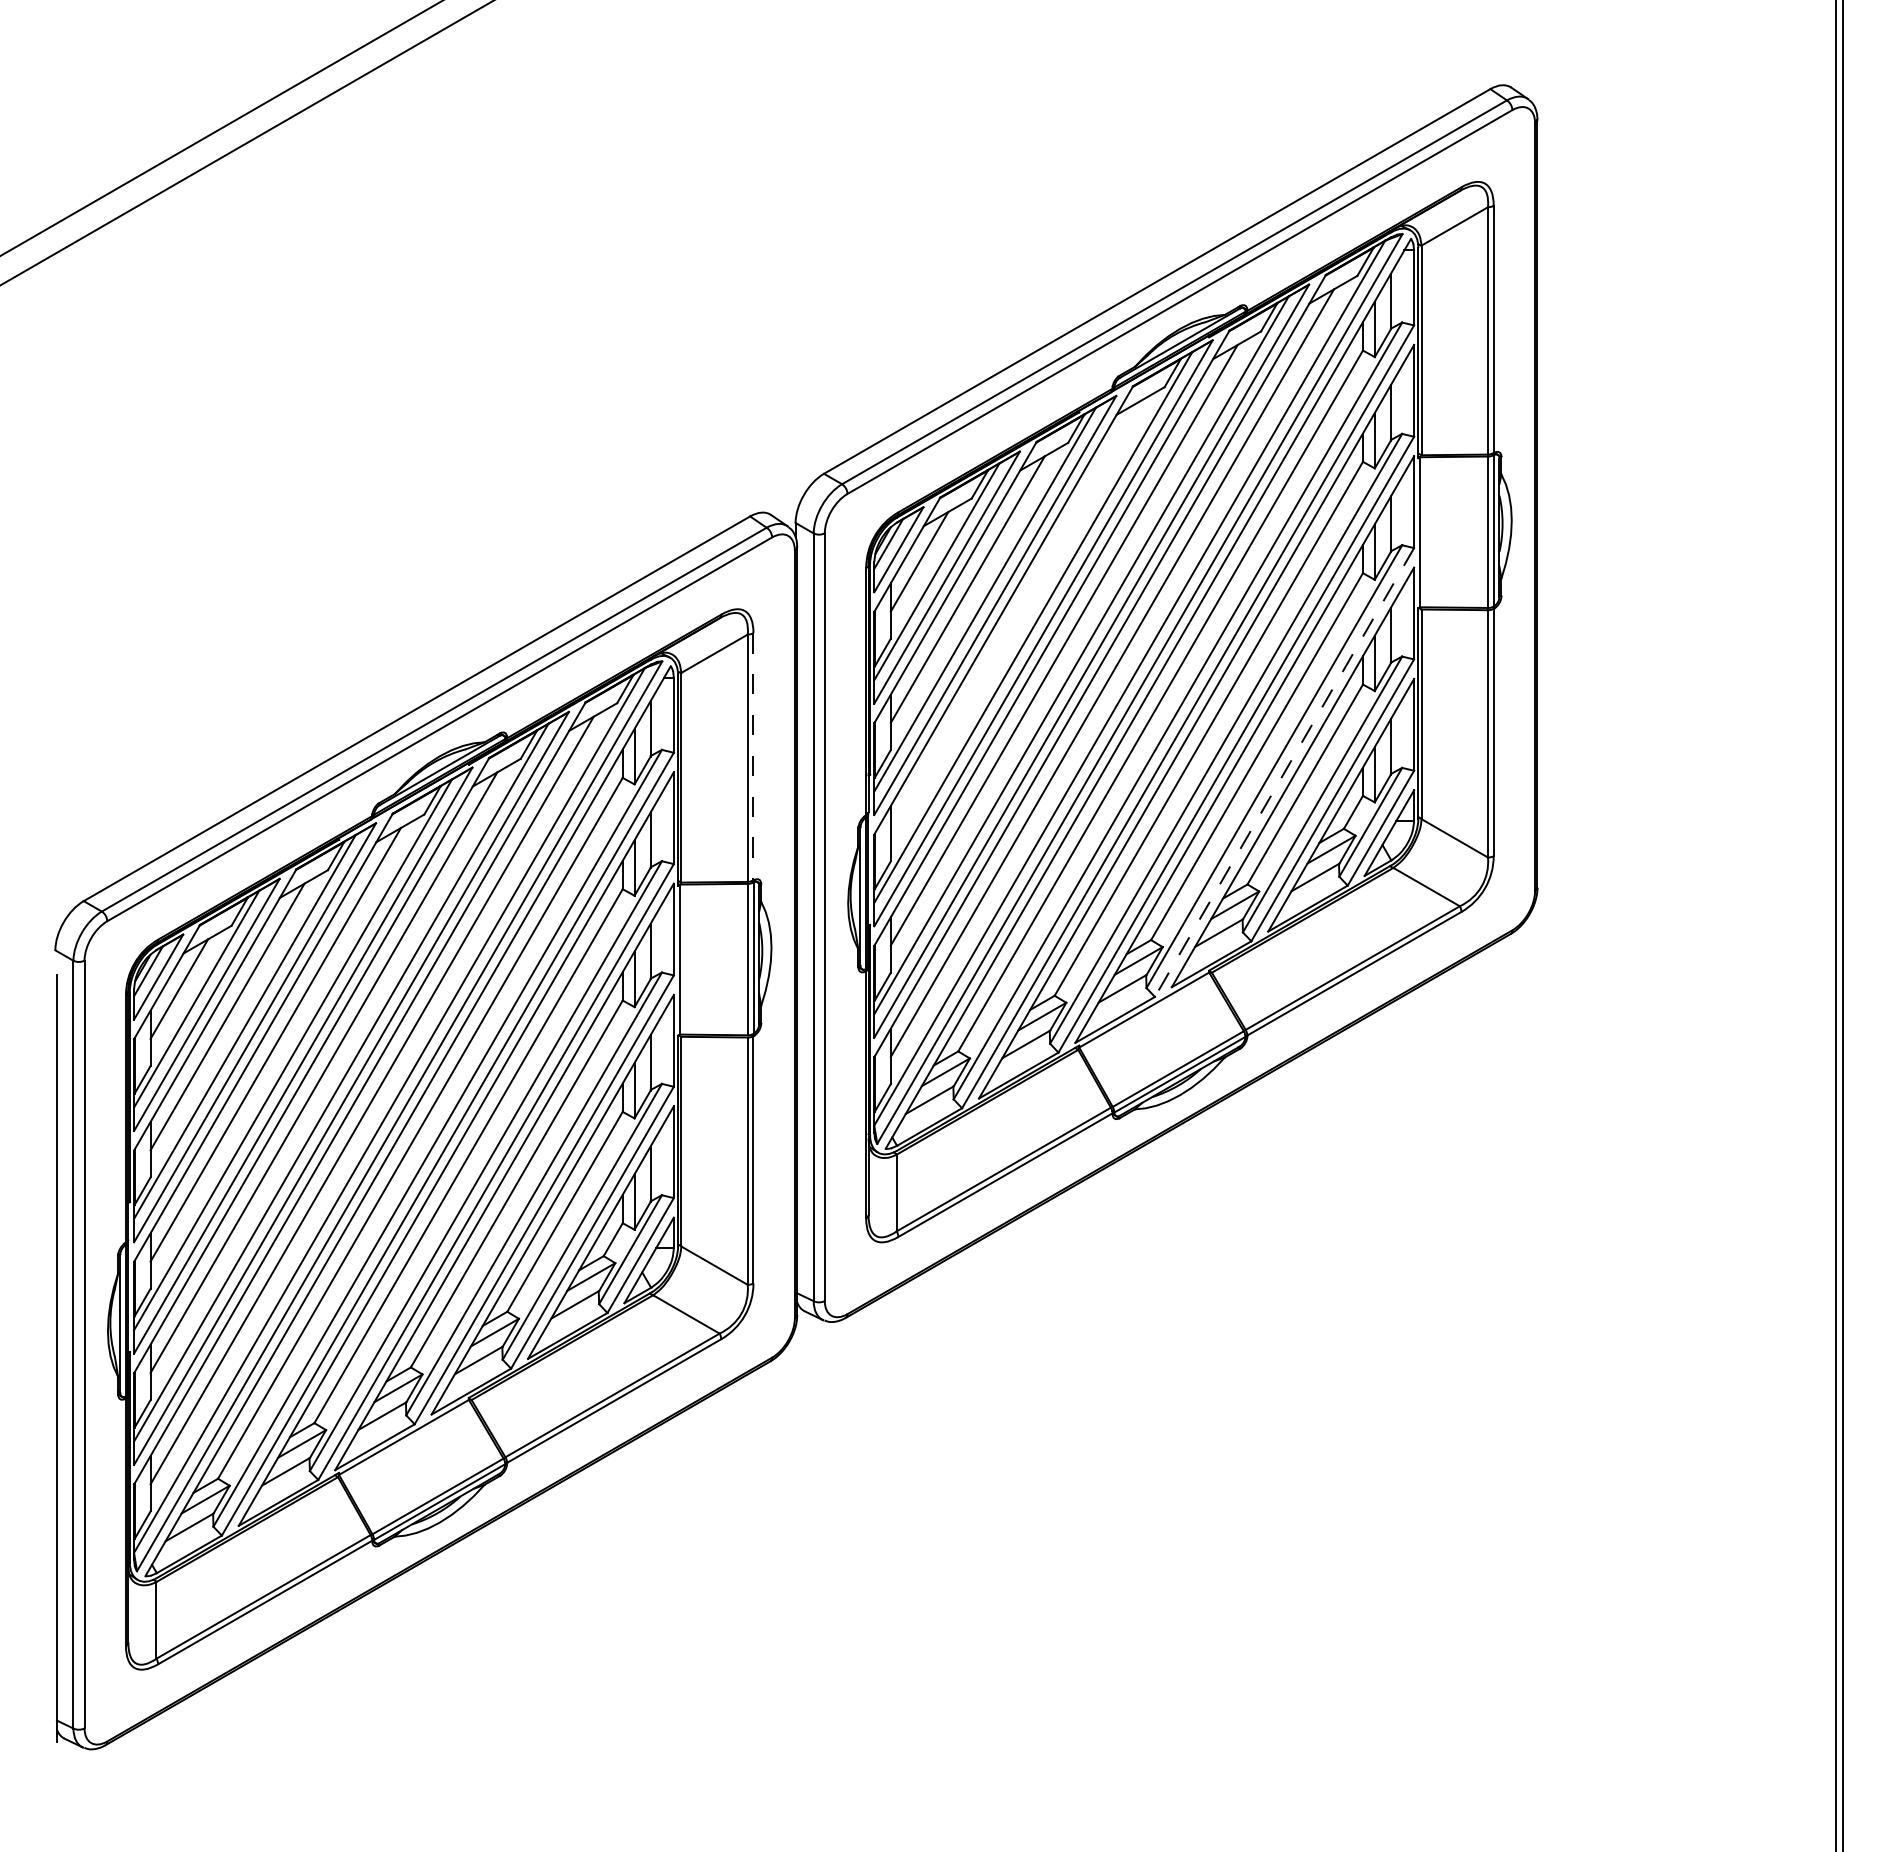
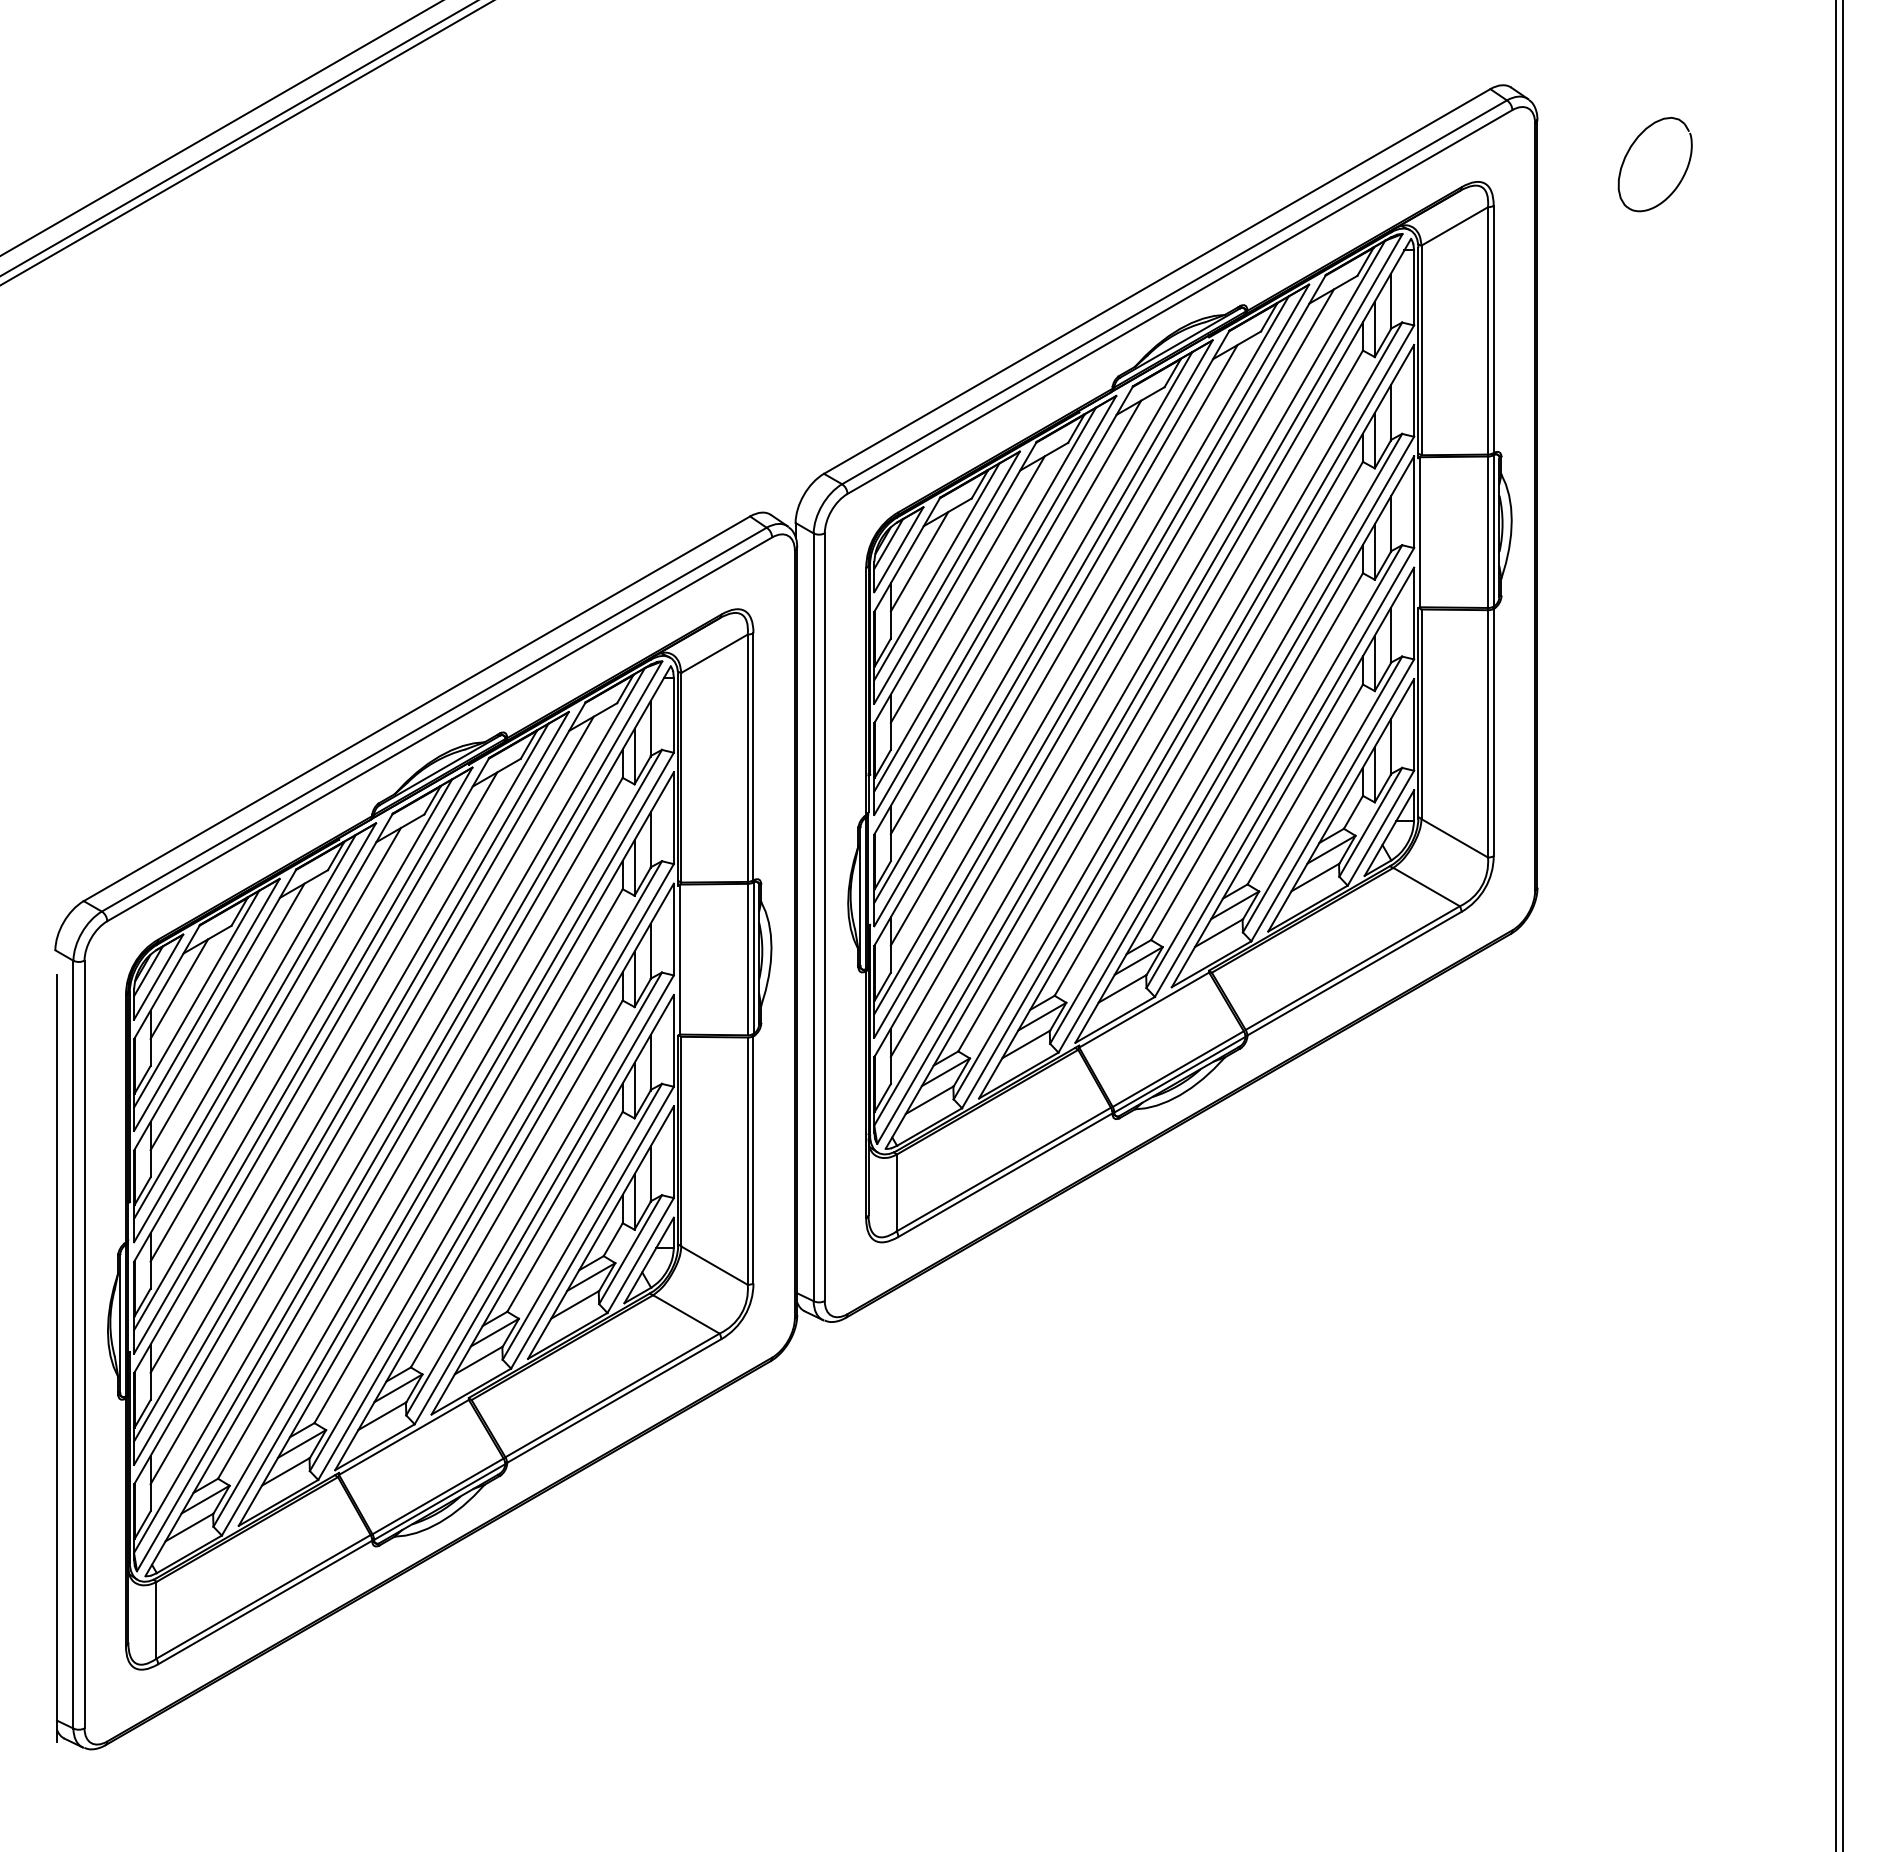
line: none -> present (238, 138)
part: none -> present (1654, 164)
line: none -> present (1015, 617)
line: dashed -> solid (753, 756)
line: dashed -> solid (1284, 772)
